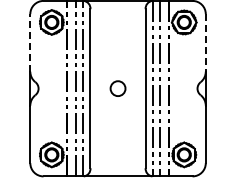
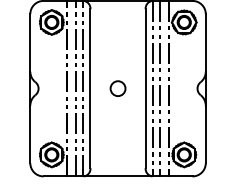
line: dashed -> solid (30, 42)
line: dashed -> solid (205, 42)
